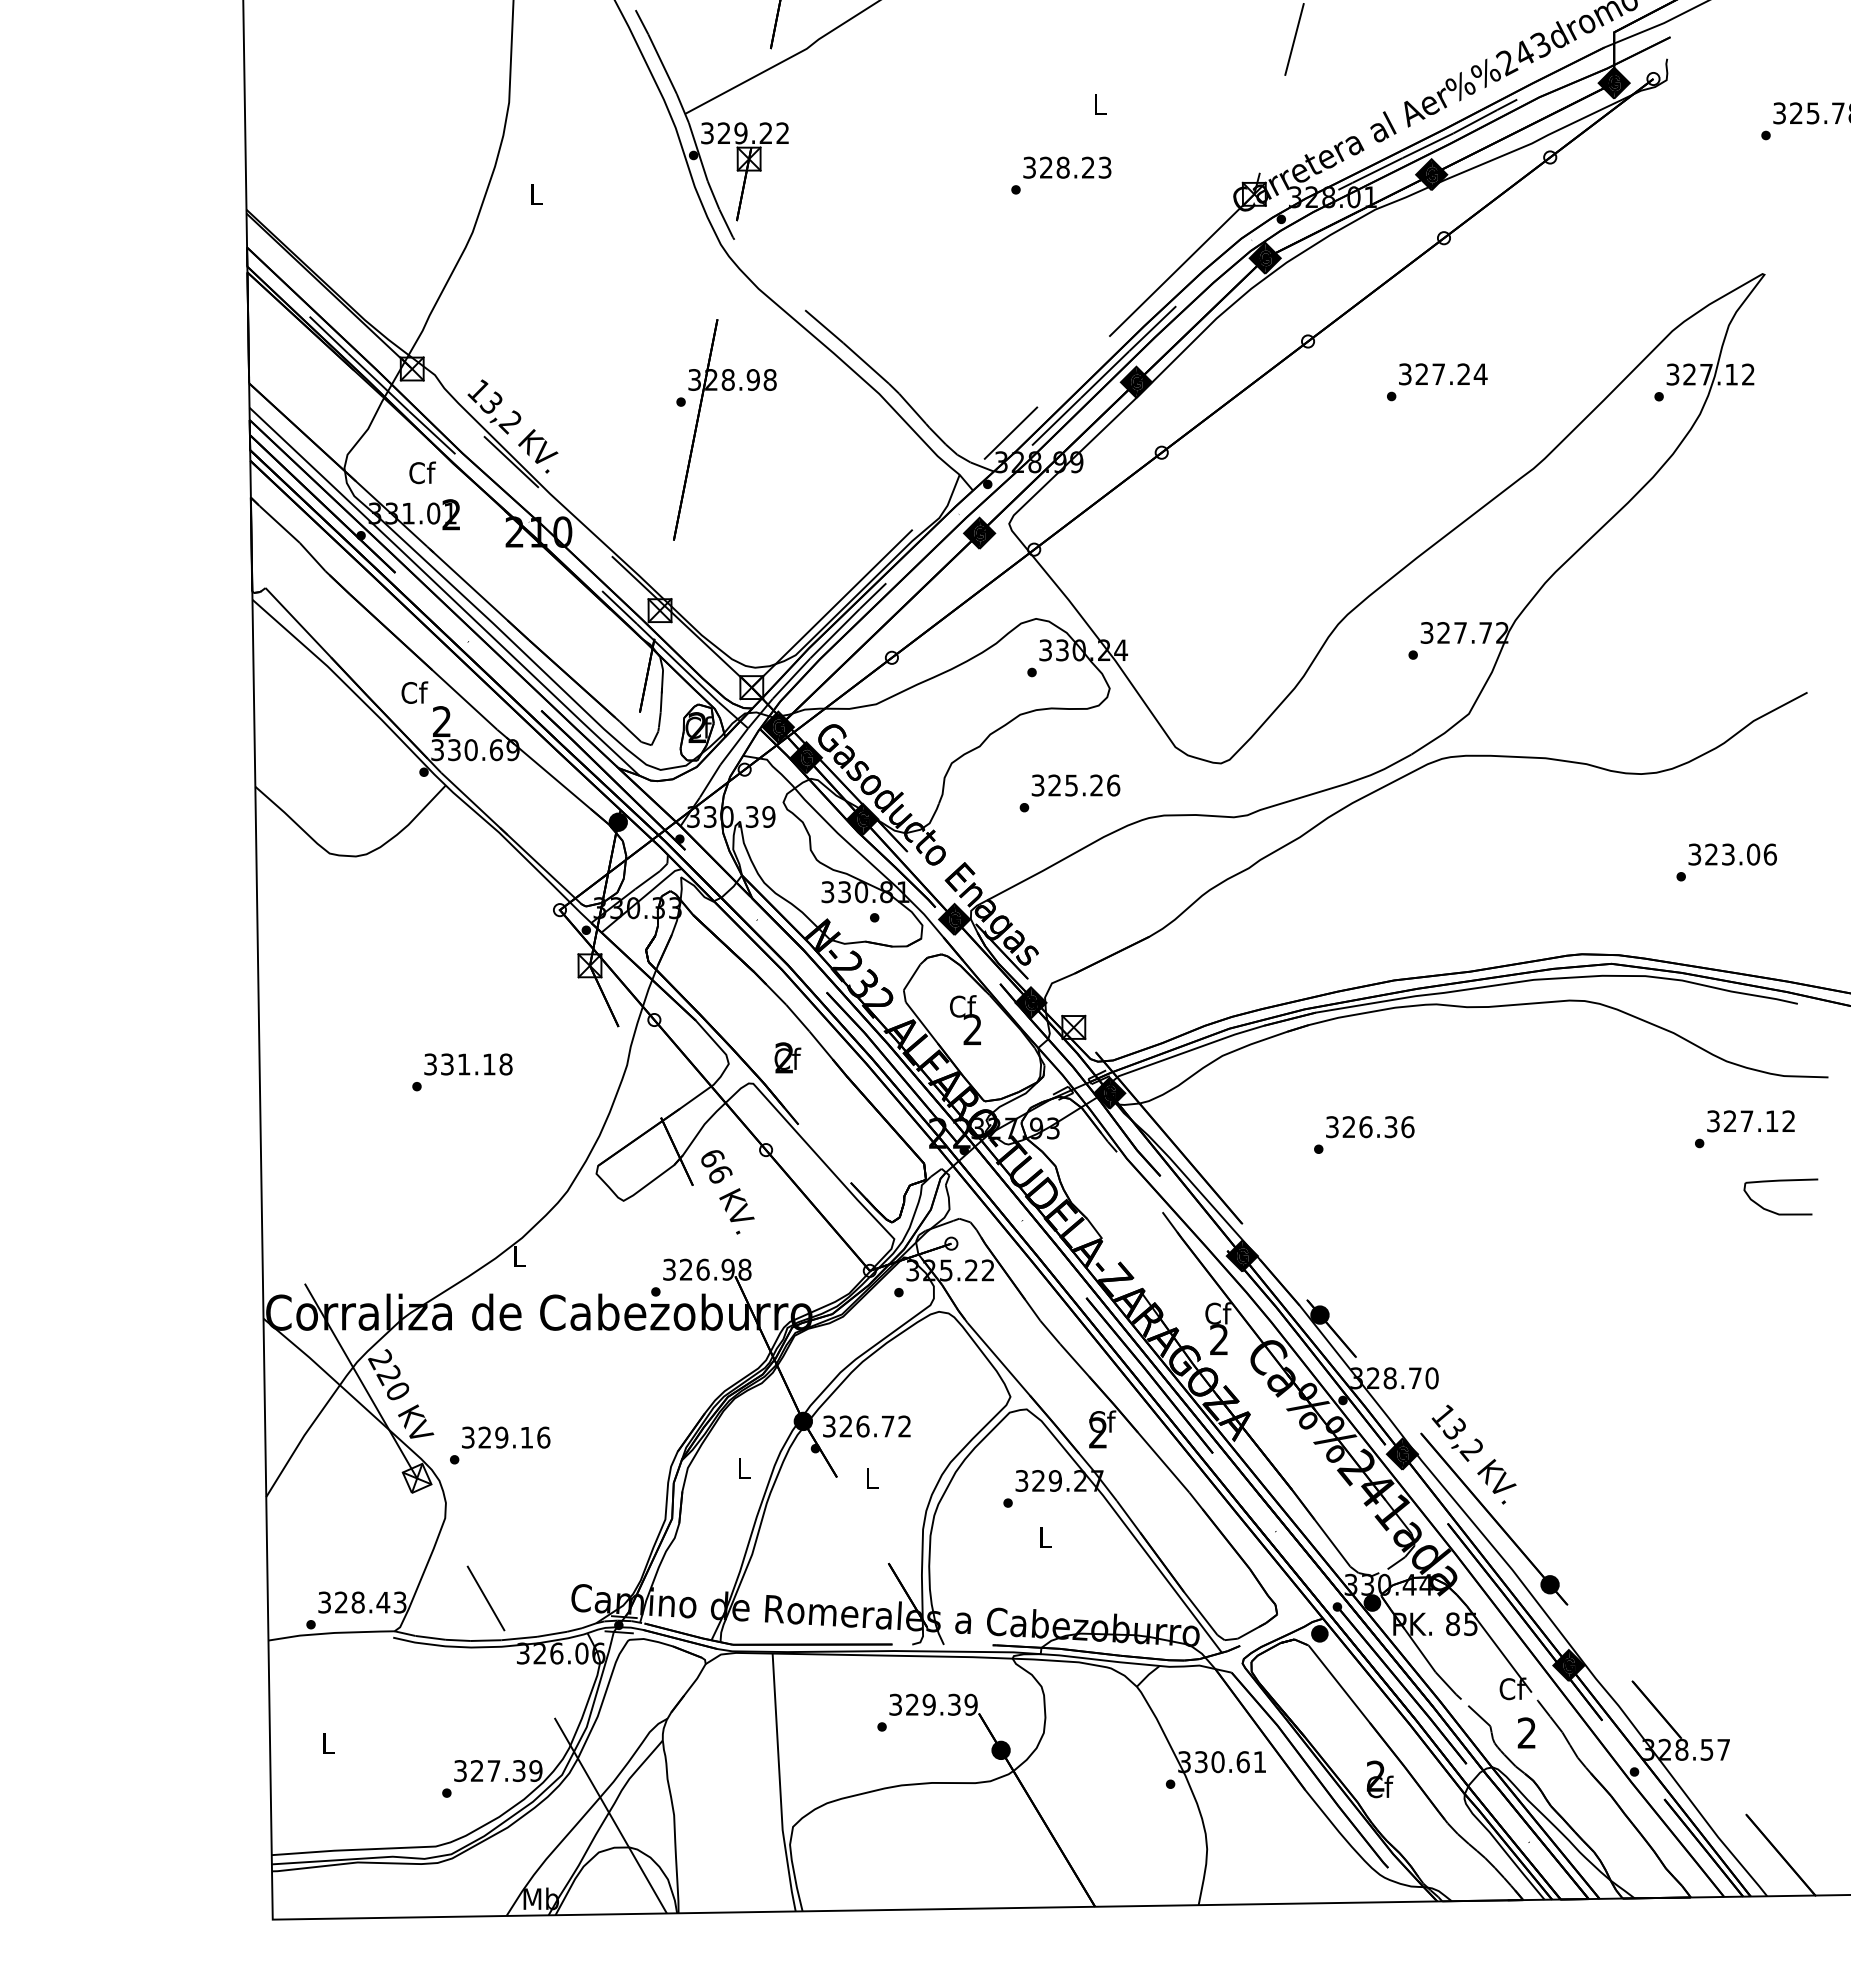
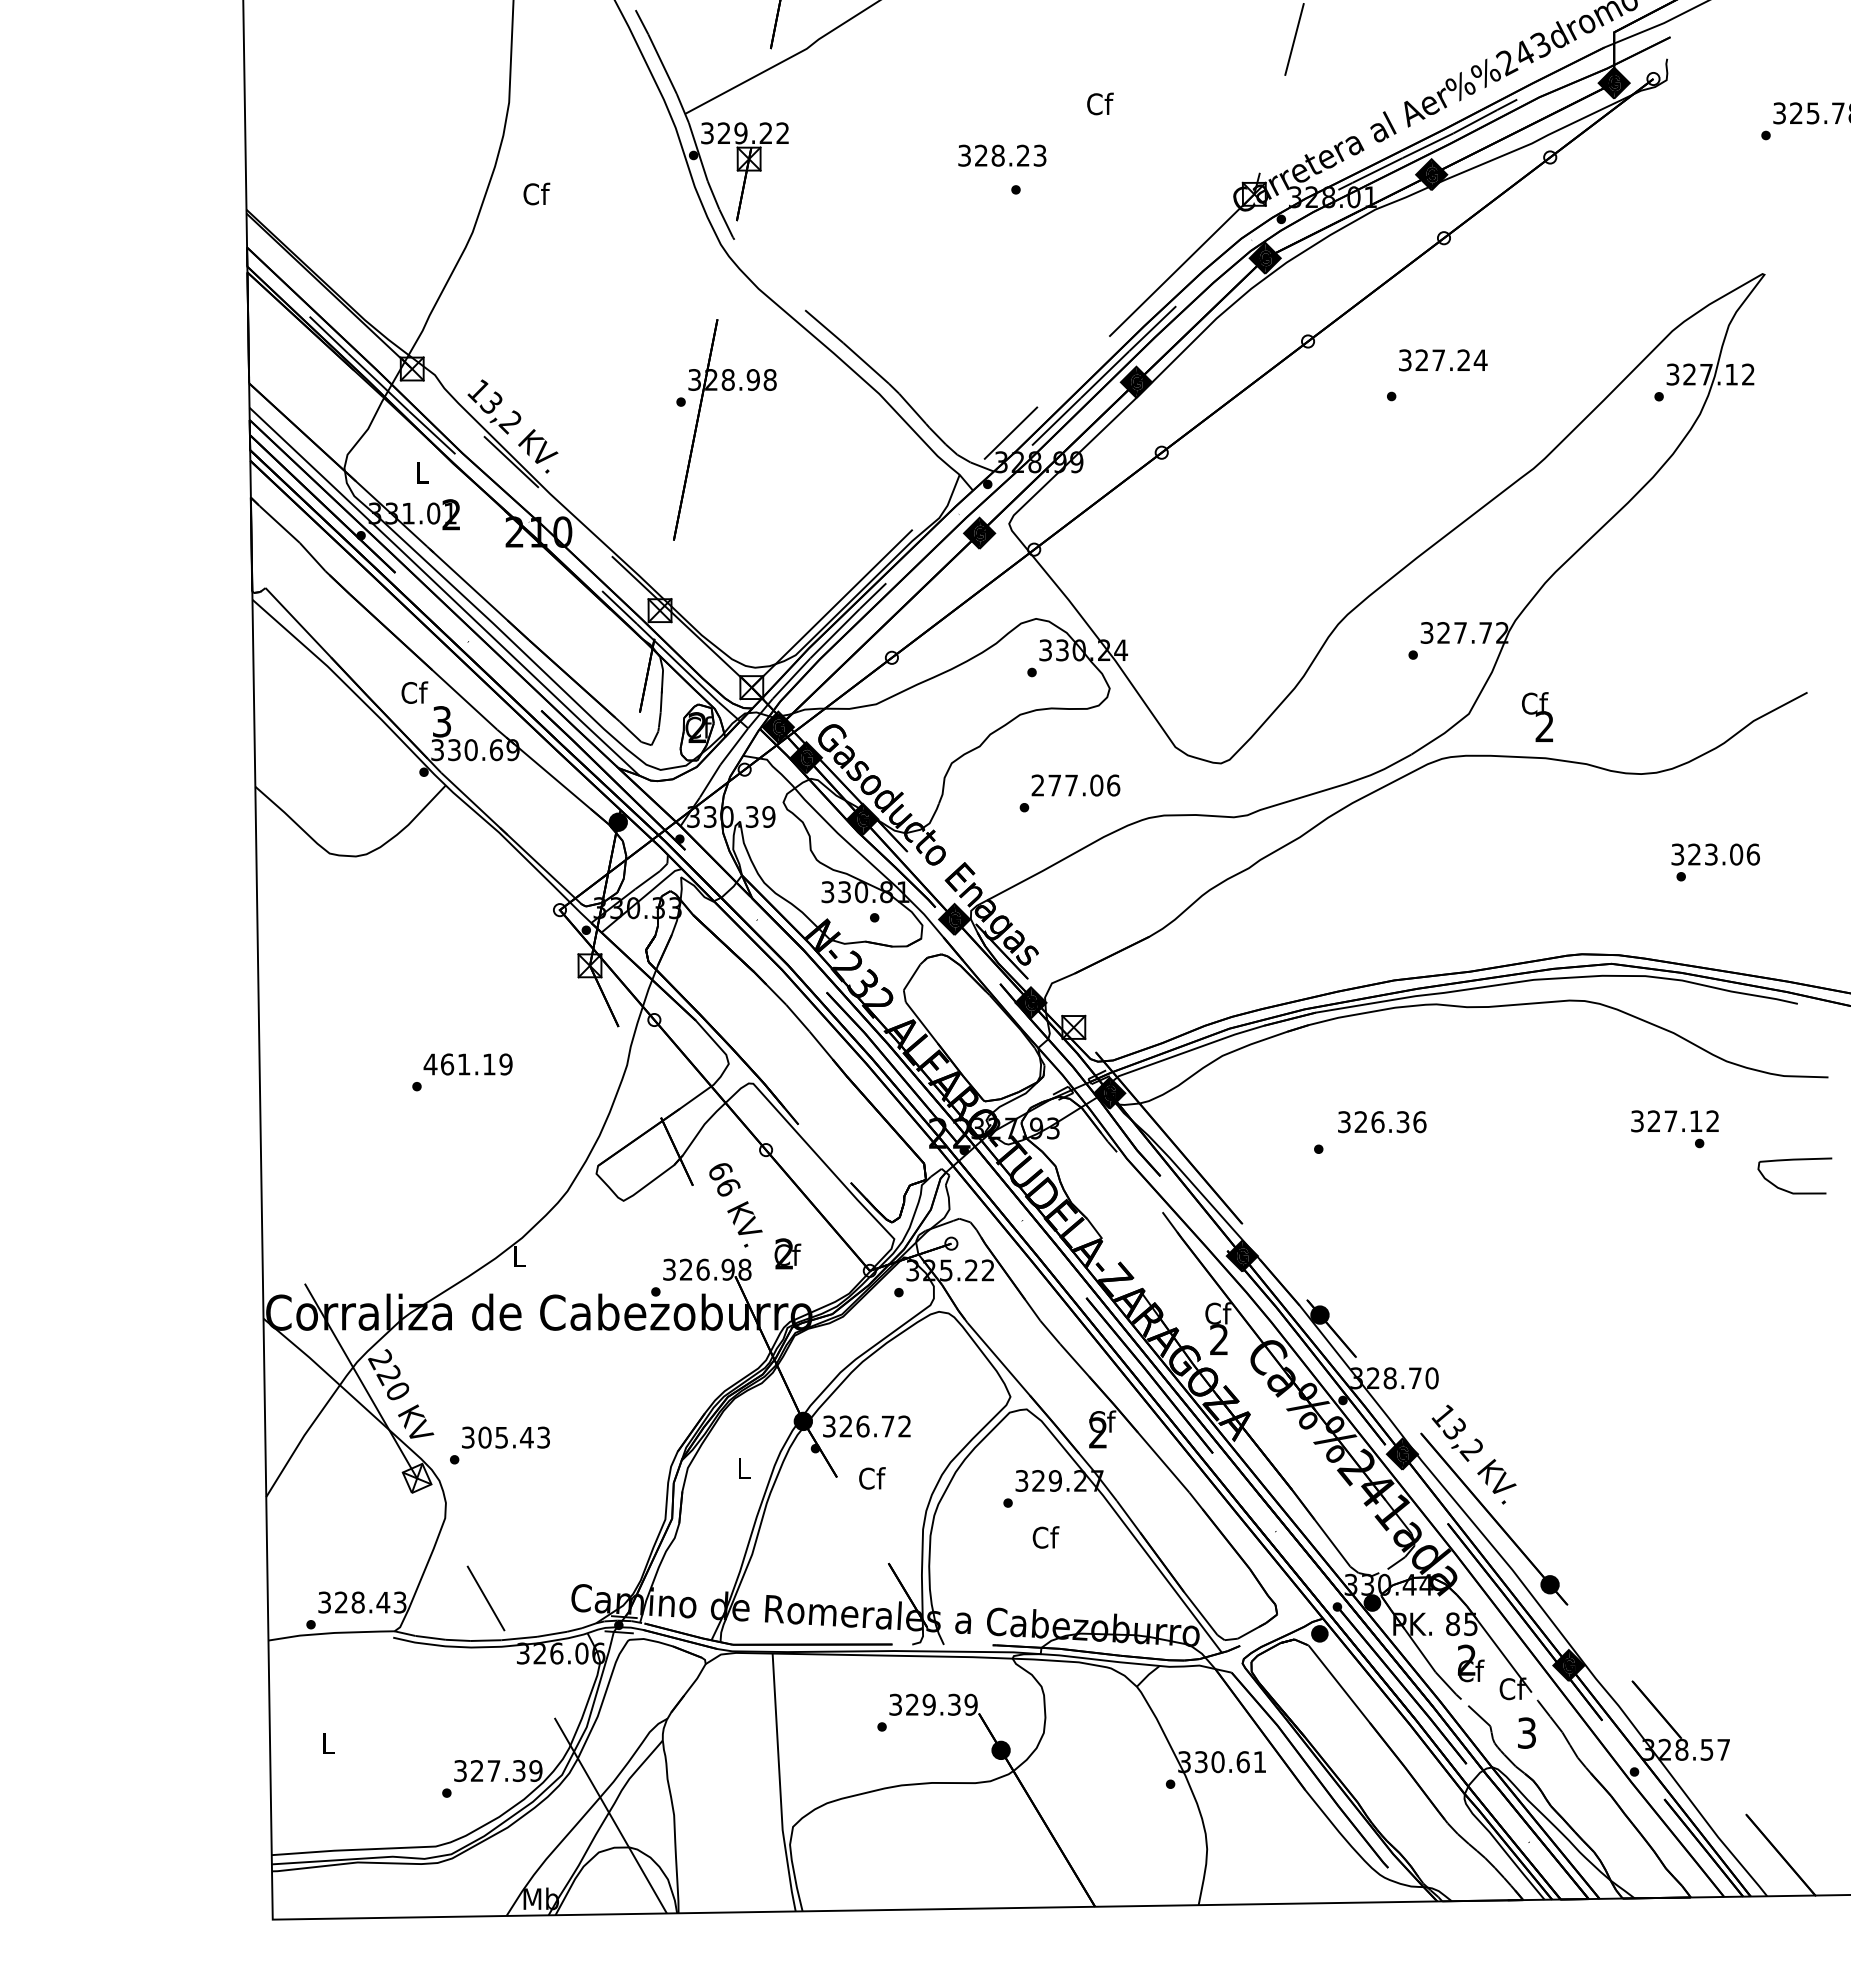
text: L -> Cf (1100, 103)
text position: (1067, 167) -> (1002, 155) (1002, 155)
text: L -> Cf (536, 193)
text position: (1443, 374) -> (1443, 360) (1443, 360)
text: Cf -> L (422, 472)
text: 2 -> 3 (441, 721)
text: 325.26 -> 277.06 (1067, 785)
text position: (1732, 854) -> (1715, 854) (1715, 854)
text position: (965, 1019) -> (1537, 716) (1537, 716)
text position: (787, 1057) -> (787, 1253) (787, 1253)
text: 331.18 -> 461.19 (467, 1064)
text position: (1750, 1121) -> (1674, 1121) (1674, 1121)
text position: (1370, 1127) -> (1382, 1122) (1382, 1122)
part position: (1780, 1181) -> (1794, 1160) (1794, 1160)
text position: (727, 1192) -> (735, 1205) (735, 1205)
text: 329.16 -> 305.43 (514, 1437)
text: L -> Cf (872, 1478)
text: L -> Cf (1045, 1537)
text: 2 -> 3 (1526, 1732)
text position: (1380, 1779) -> (1471, 1663) (1471, 1663)
